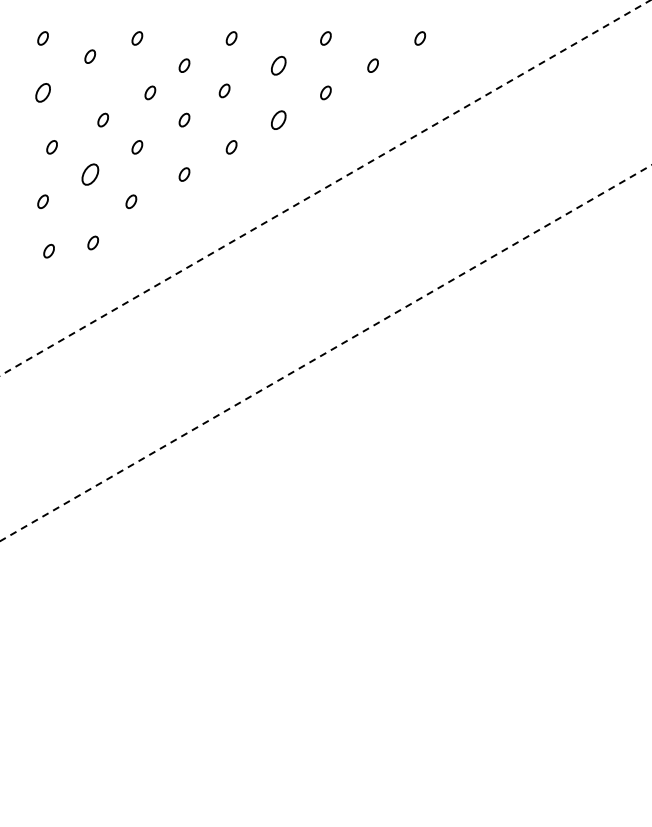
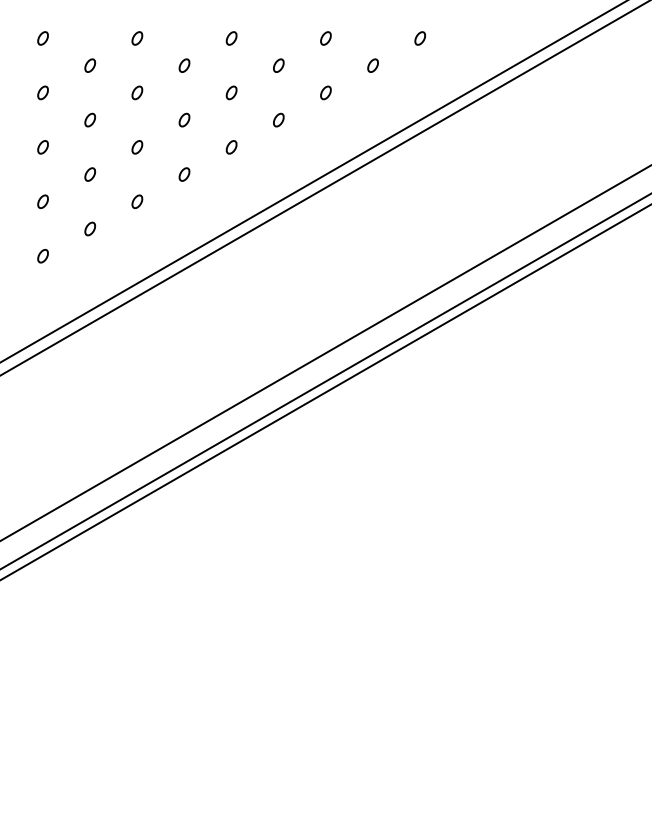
part position: (89, 56) -> (89, 65) (89, 65)
part size: 16x21 px -> 12x15 px (278, 65)
part position: (224, 90) -> (231, 92) (231, 92)
part size: 16x20 px -> 12x16 px (42, 92)
part position: (150, 92) -> (137, 92) (137, 92)
part position: (102, 119) -> (89, 119) (89, 119)
part size: 16x20 px -> 12x16 px (278, 119)
part position: (51, 147) -> (42, 147) (42, 147)
part size: 19x23 px -> 12x15 px (89, 174)
line: none -> present (313, 181)
line: dashed -> solid (325, 187)
part position: (131, 201) -> (137, 201) (137, 201)
part position: (92, 242) -> (89, 228) (89, 228)
part position: (48, 250) -> (42, 255) (42, 255)
line: dashed -> solid (326, 352)
line: none -> present (325, 381)
line: none -> present (325, 392)
